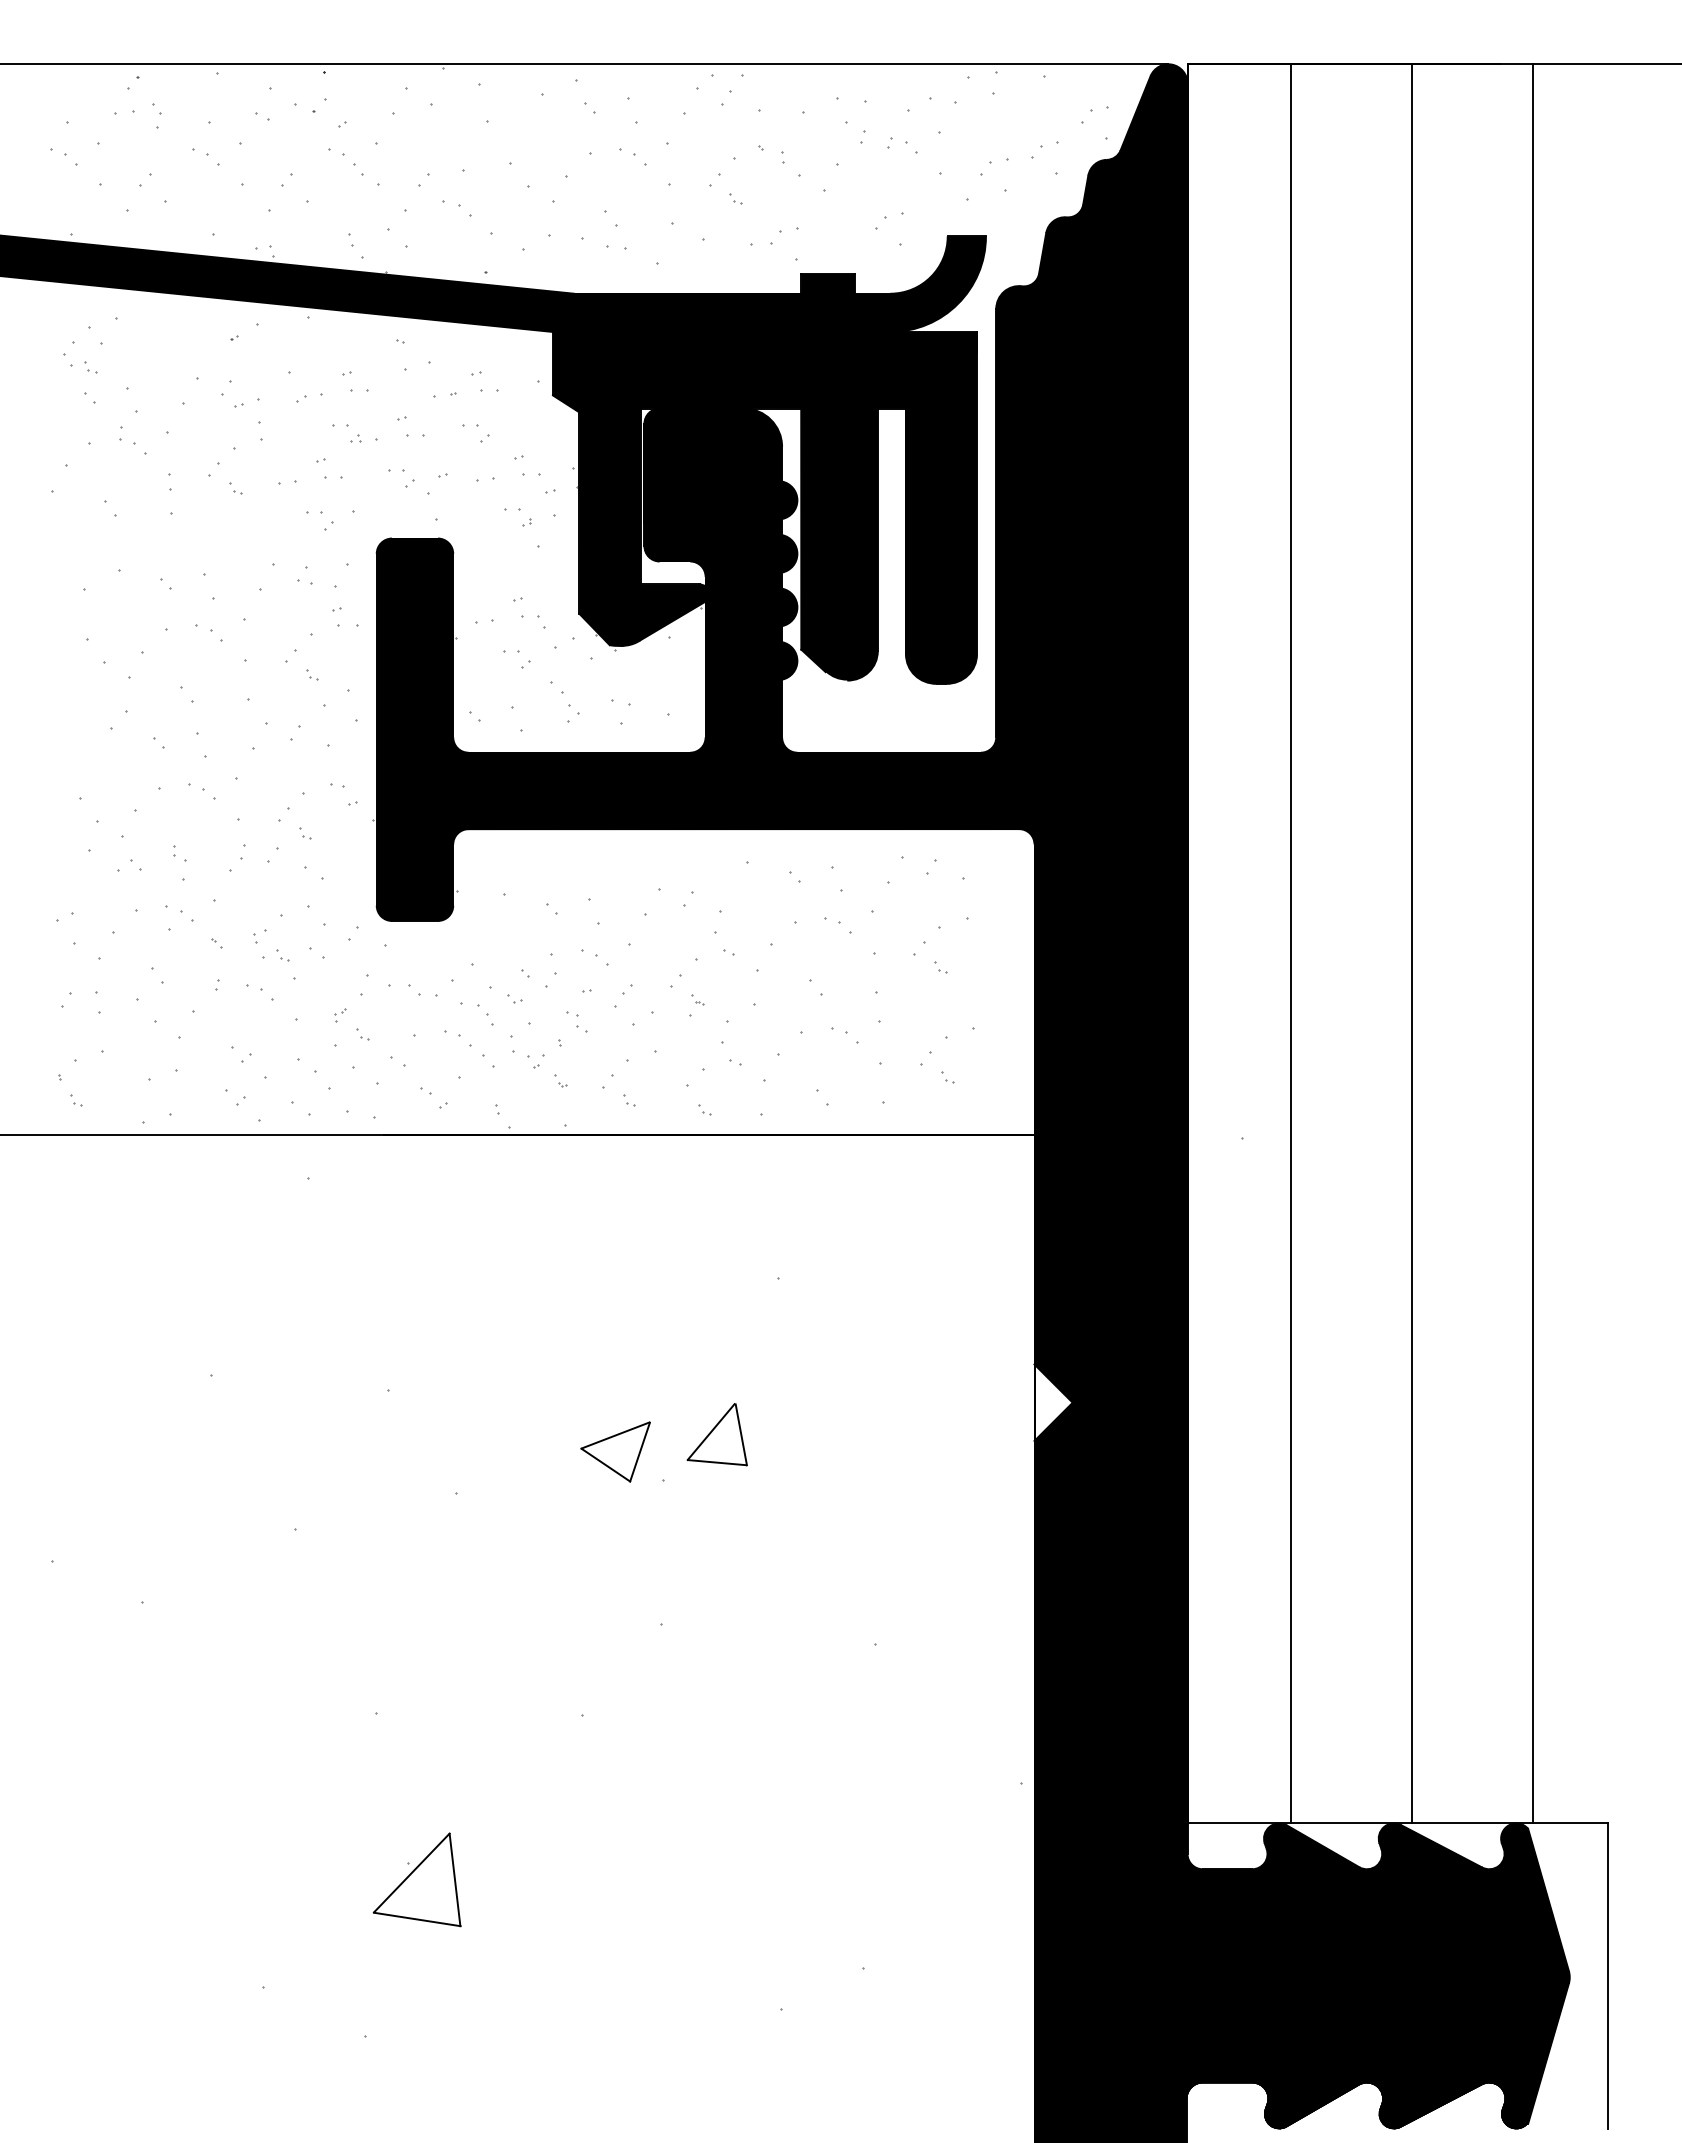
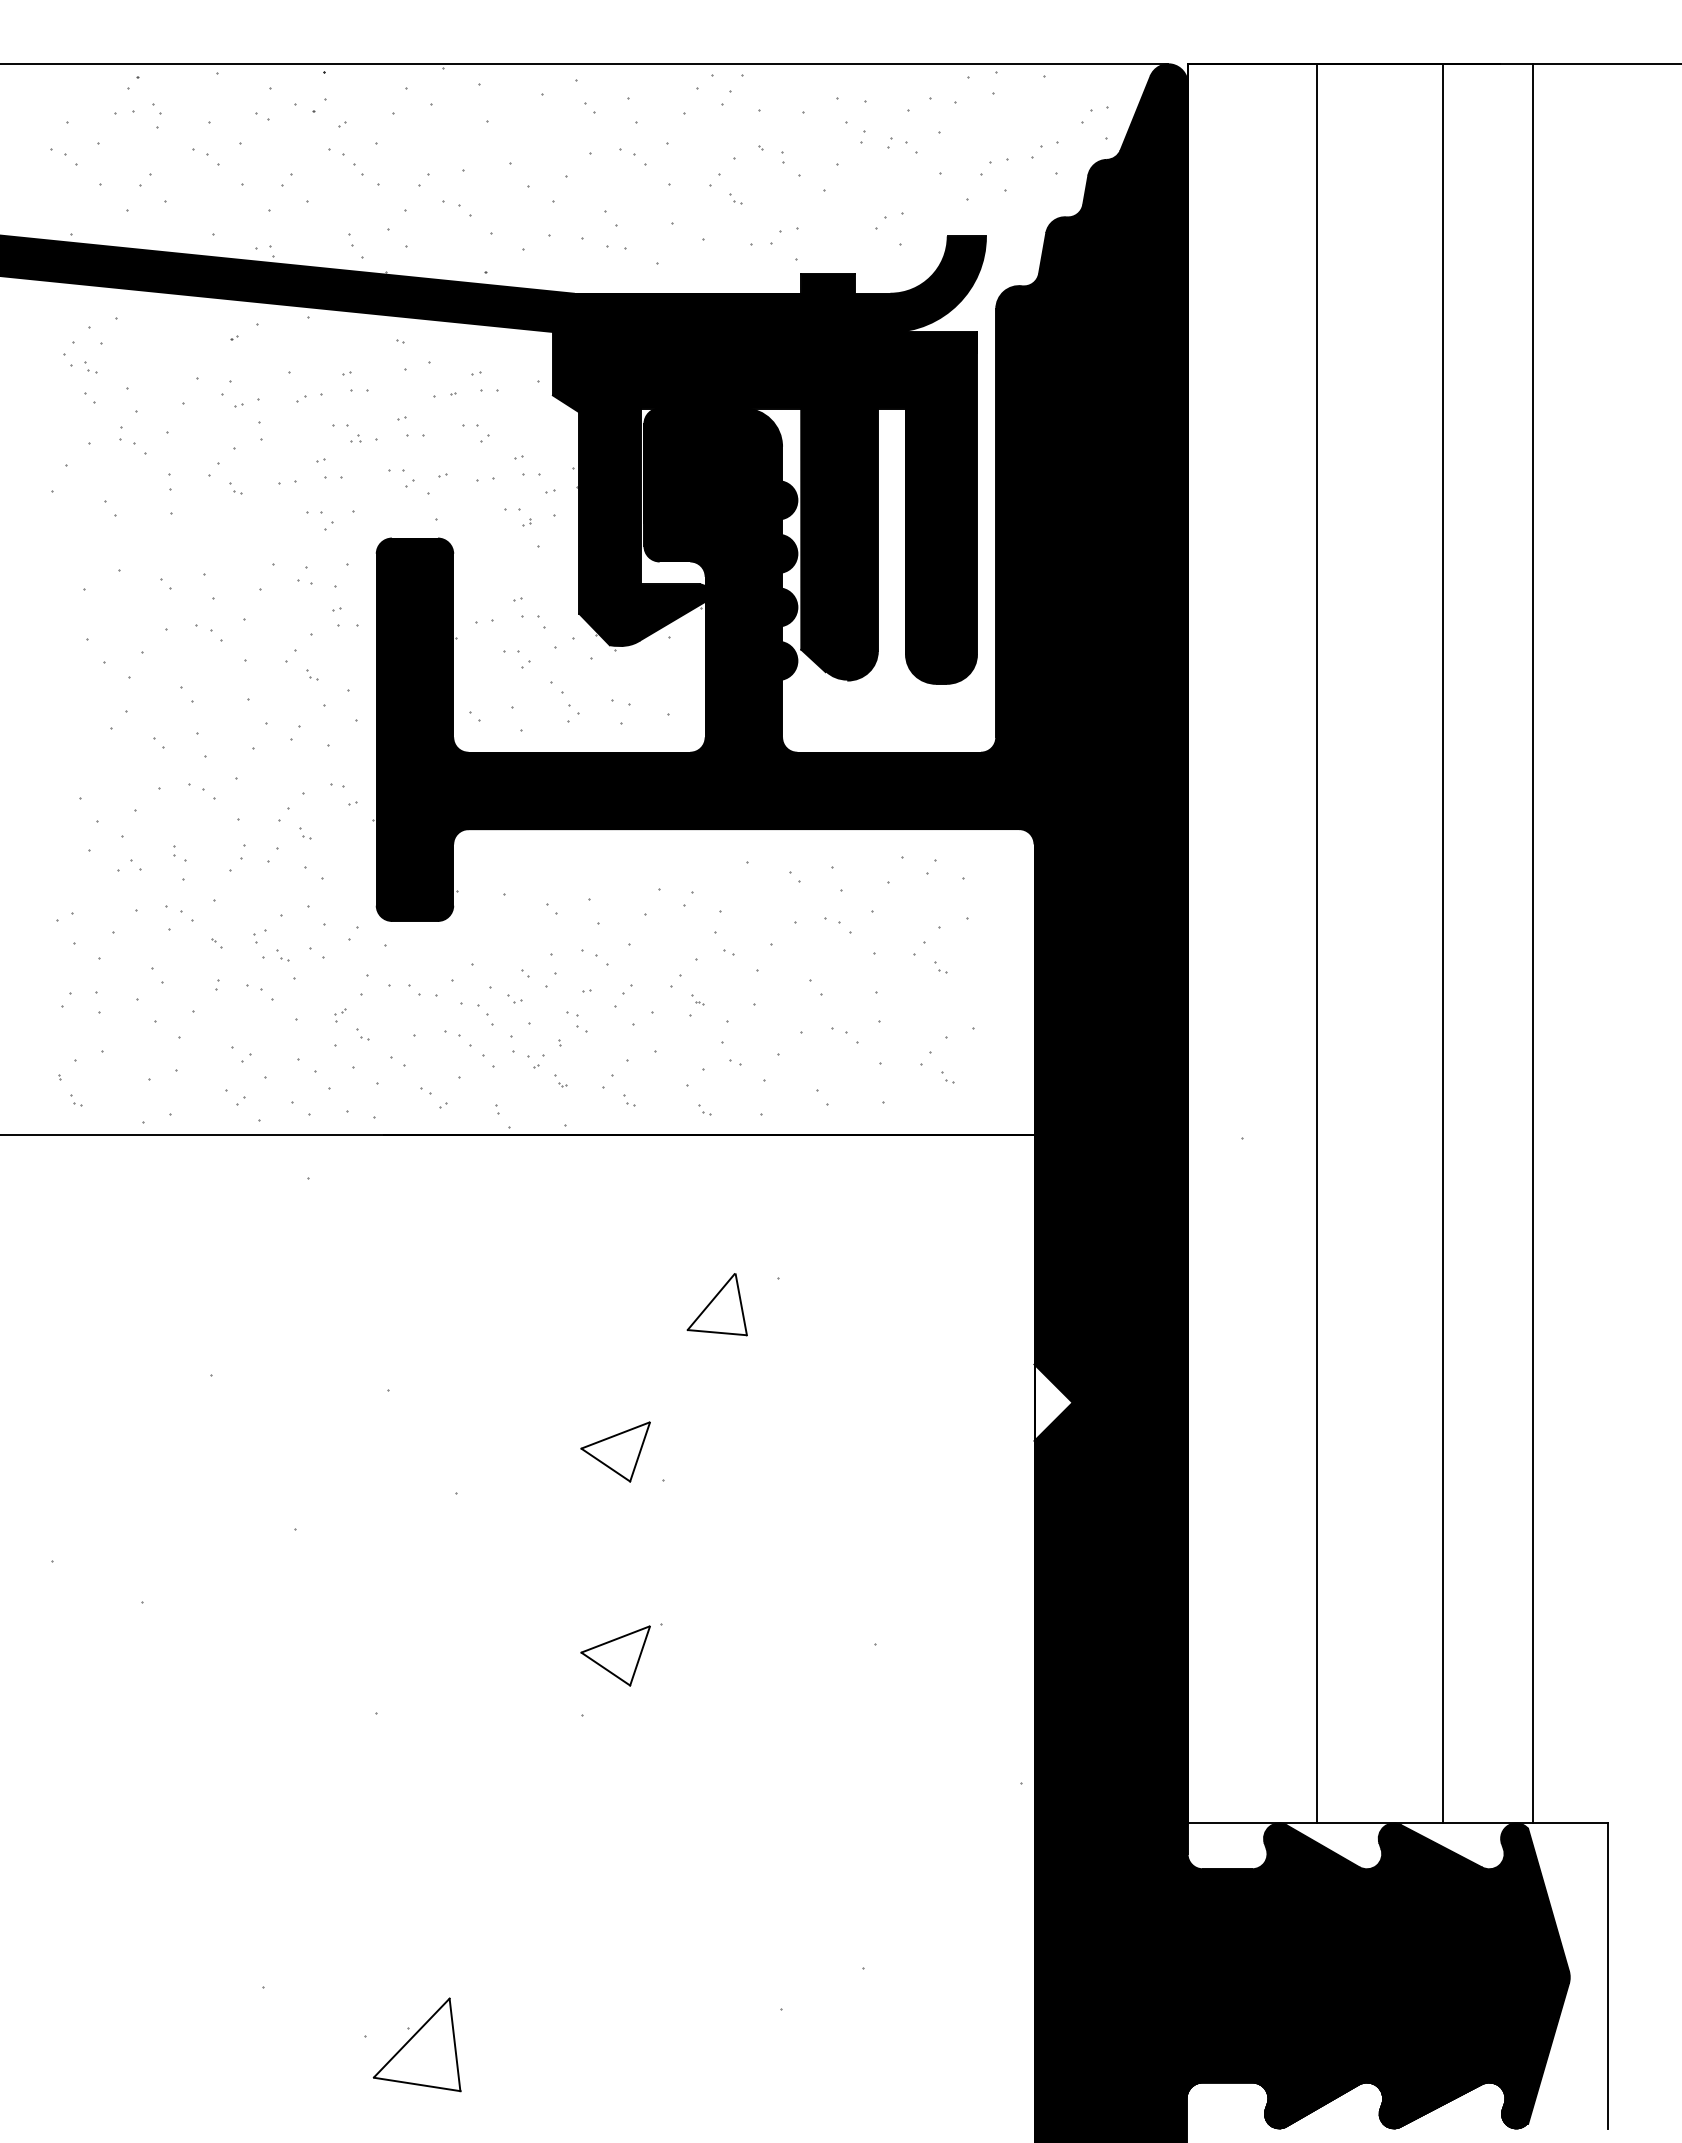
line position: (1290, 943) -> (1316, 943) (1316, 943)
line position: (1411, 943) -> (1442, 943) (1442, 943)
part position: (716, 1434) -> (716, 1304) (716, 1304)
part: none -> present (615, 1655)
part position: (416, 1879) -> (416, 2044) (416, 2044)
